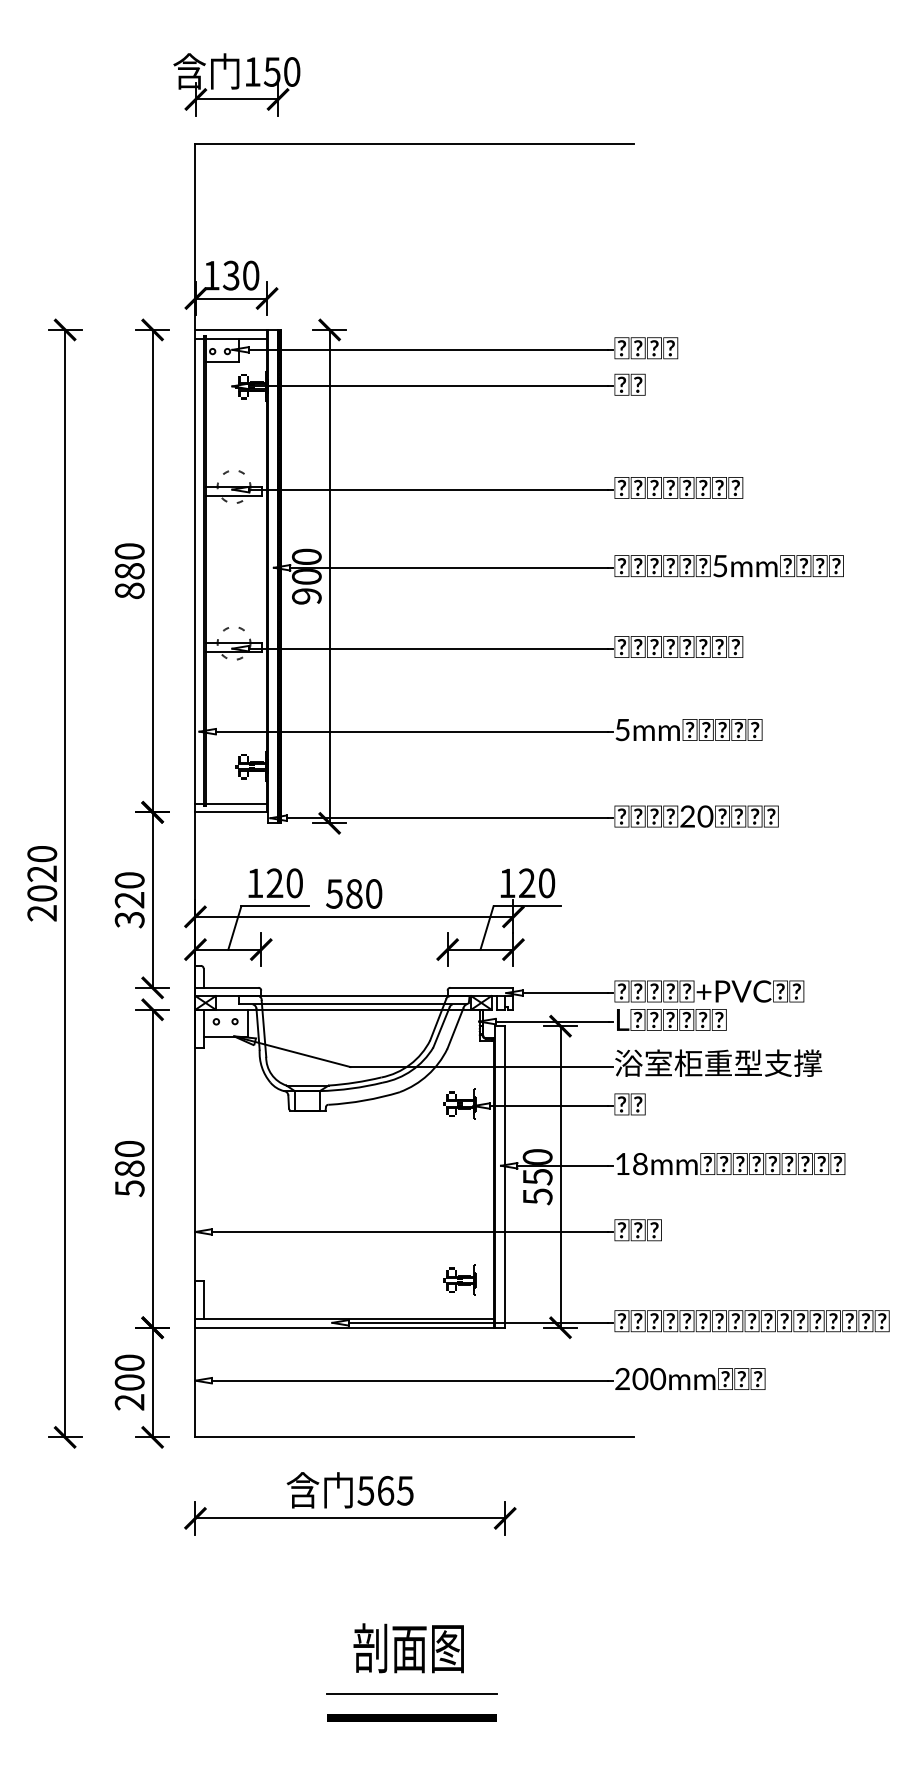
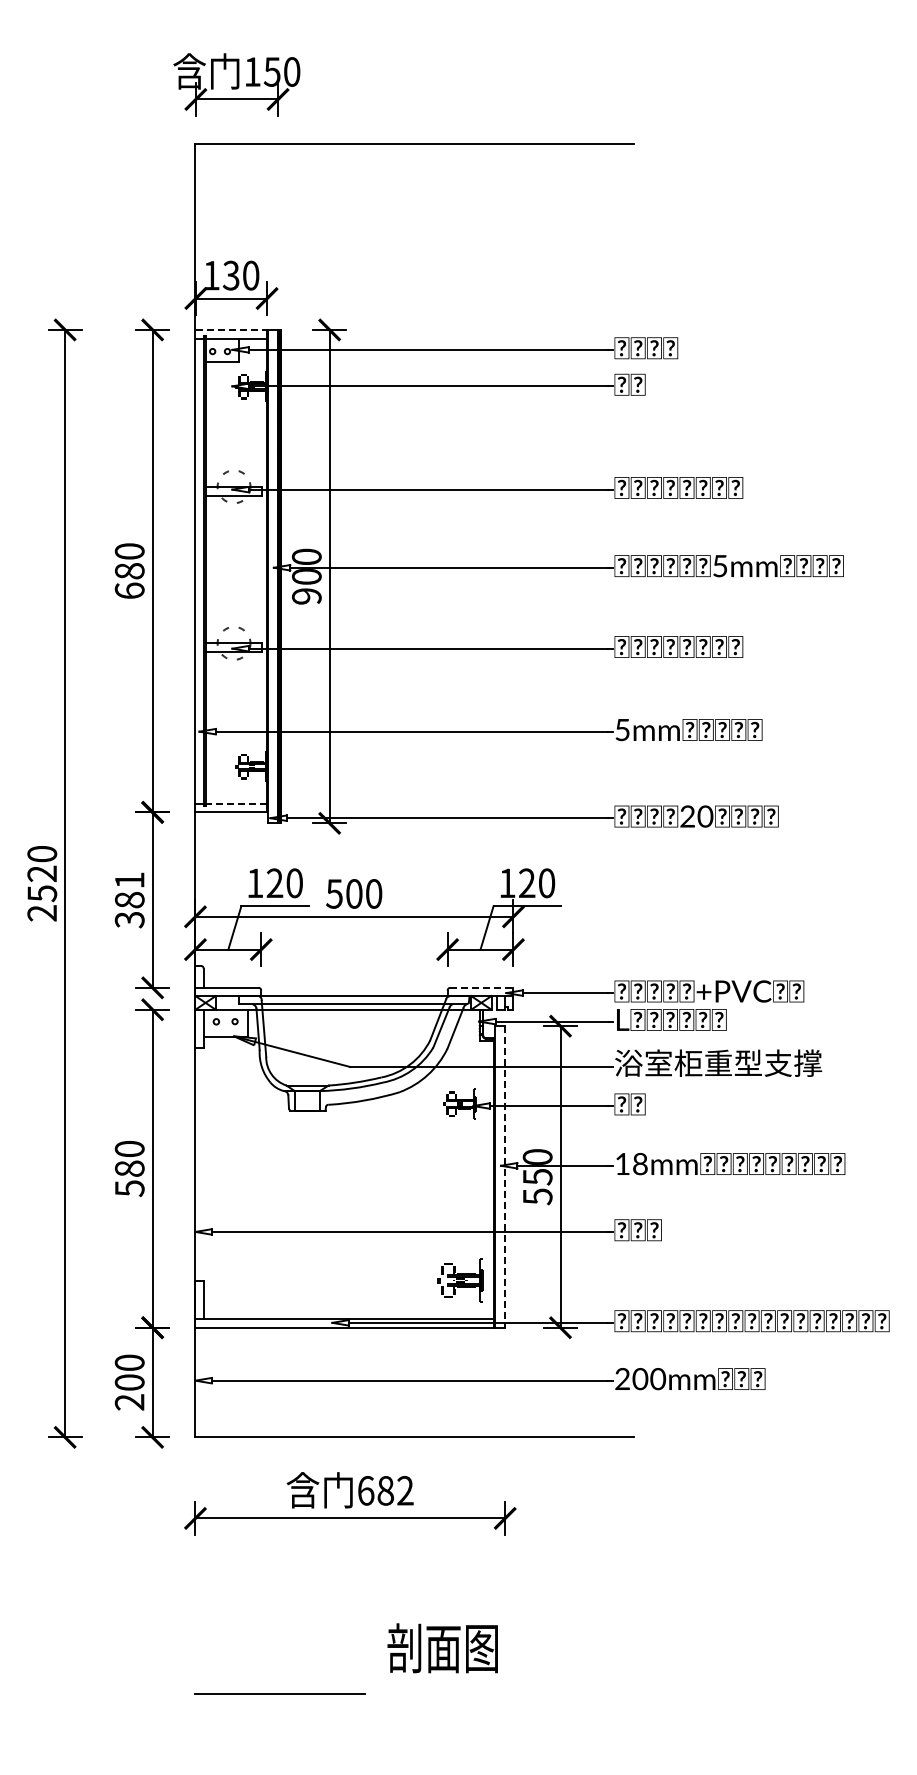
line: solid -> dashed (231, 329)
text: 880 -> 680 (129, 590)
line: solid -> dashed (236, 803)
text: 320 -> 381 (129, 890)
text: 2020 -> 2520 (42, 893)
text: 580 -> 500 (354, 893)
line: solid -> dashed (481, 987)
line: solid -> dashed (505, 1176)
part size: 34x32 px -> 47x45 px (460, 1280)
text: 565 -> 682 (385, 1490)
text position: (408, 1648) -> (442, 1648) (442, 1648)
line position: (411, 1693) -> (279, 1693) (279, 1693)
line: present -> none (411, 1717)
